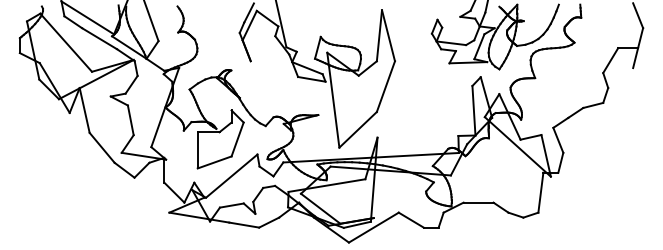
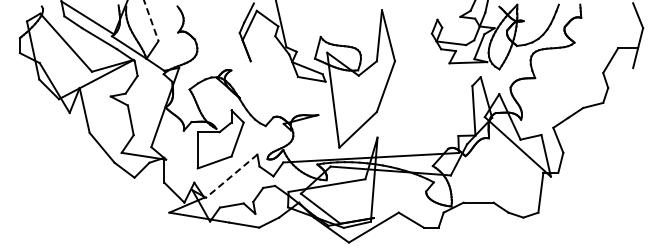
line: solid -> dashed (151, 21)
line: solid -> dashed (231, 176)
